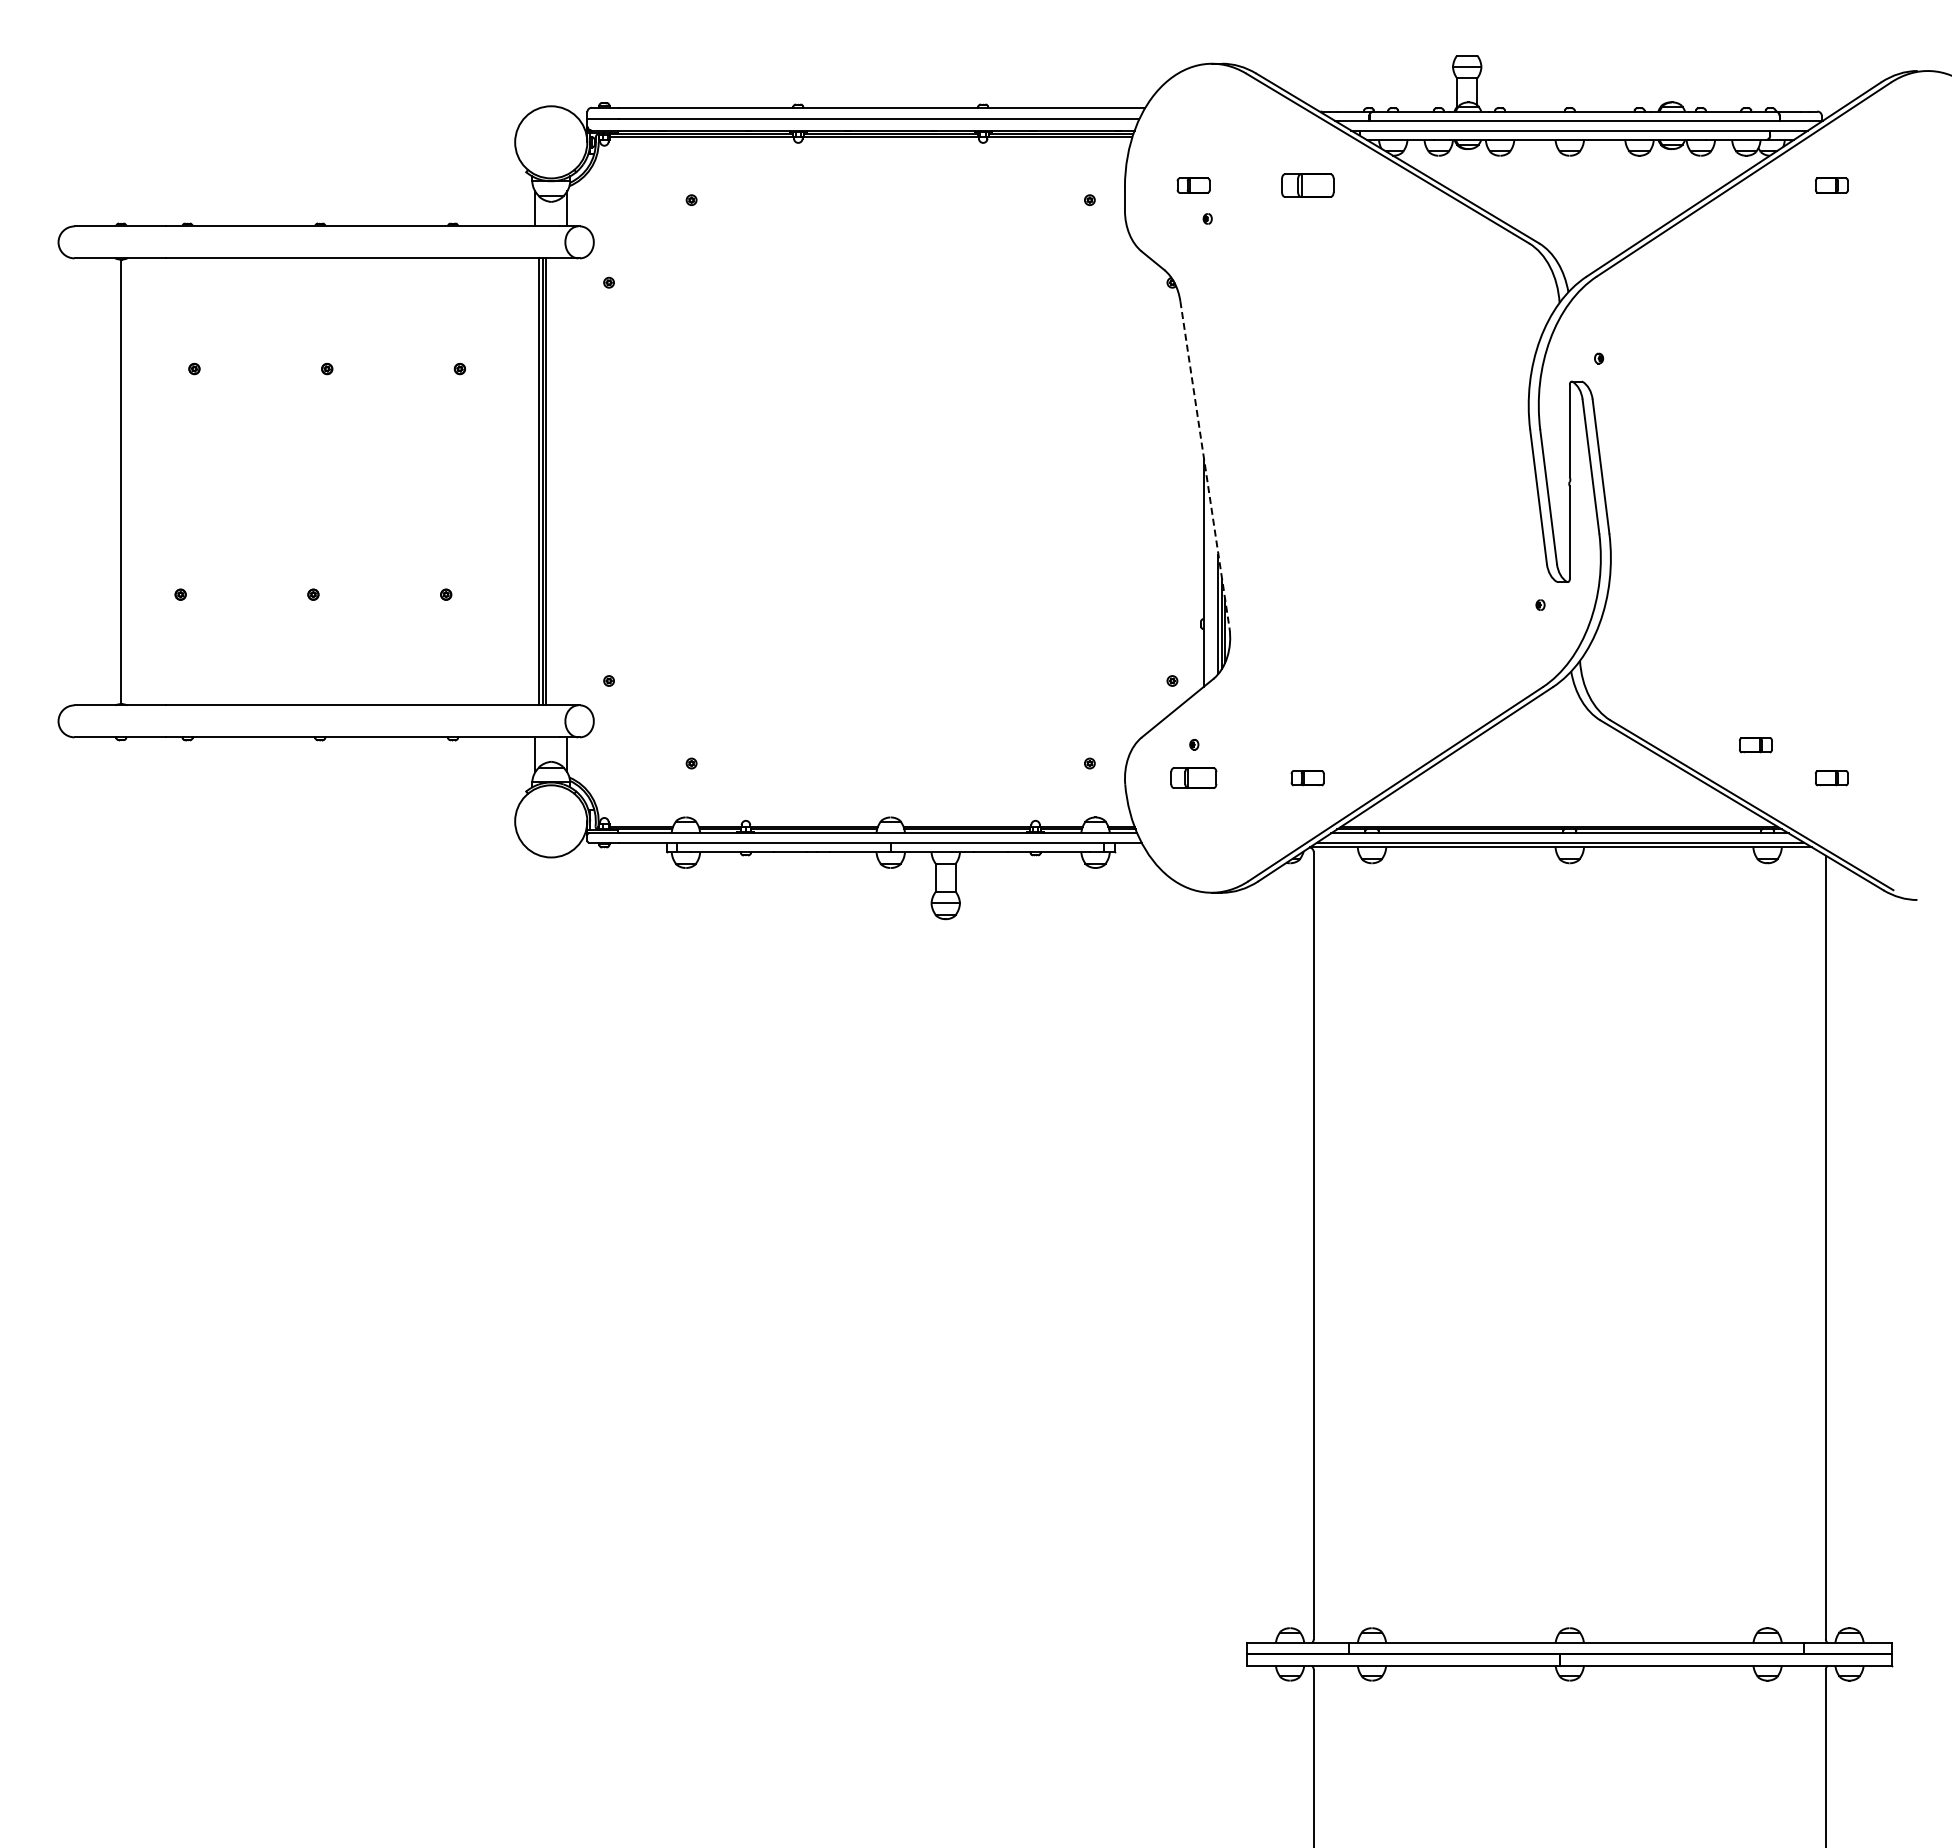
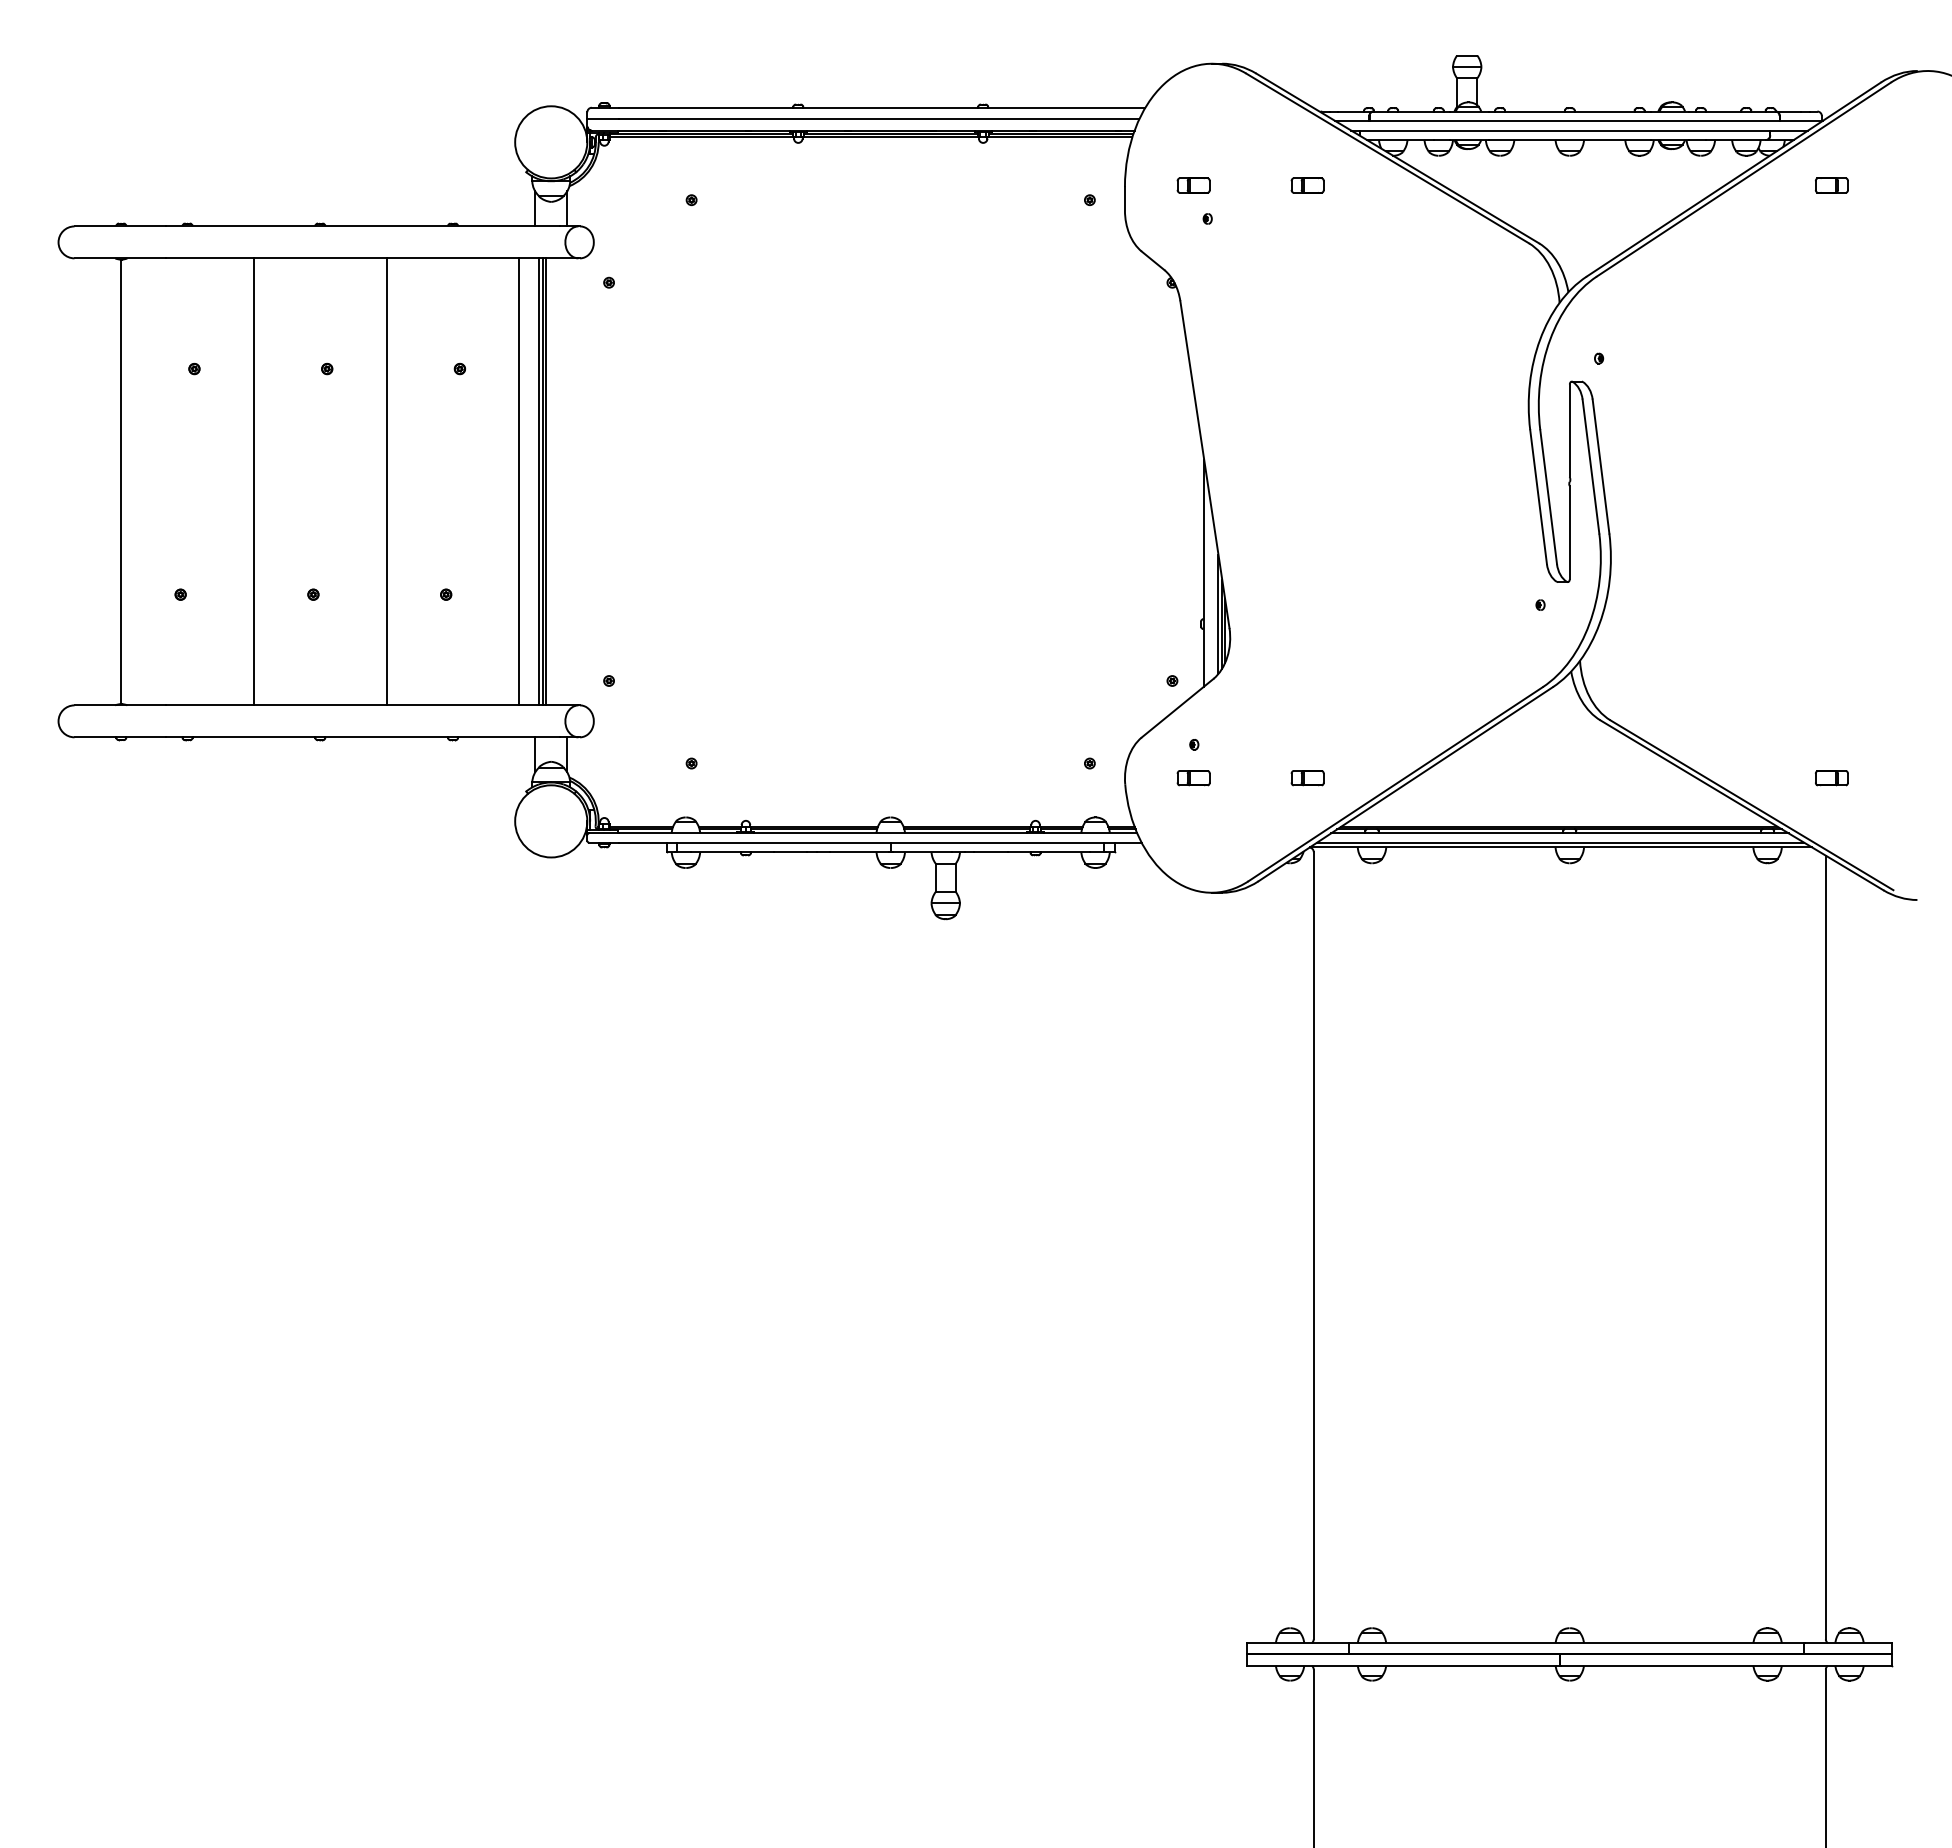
part size: 54x25 px -> 35x17 px (1307, 185)
line: dashed -> solid (1205, 465)
line: none -> present (253, 481)
line: none -> present (386, 481)
line: none -> present (519, 481)
part: present -> none (1755, 745)
part size: 48x22 px -> 35x17 px (1193, 778)
